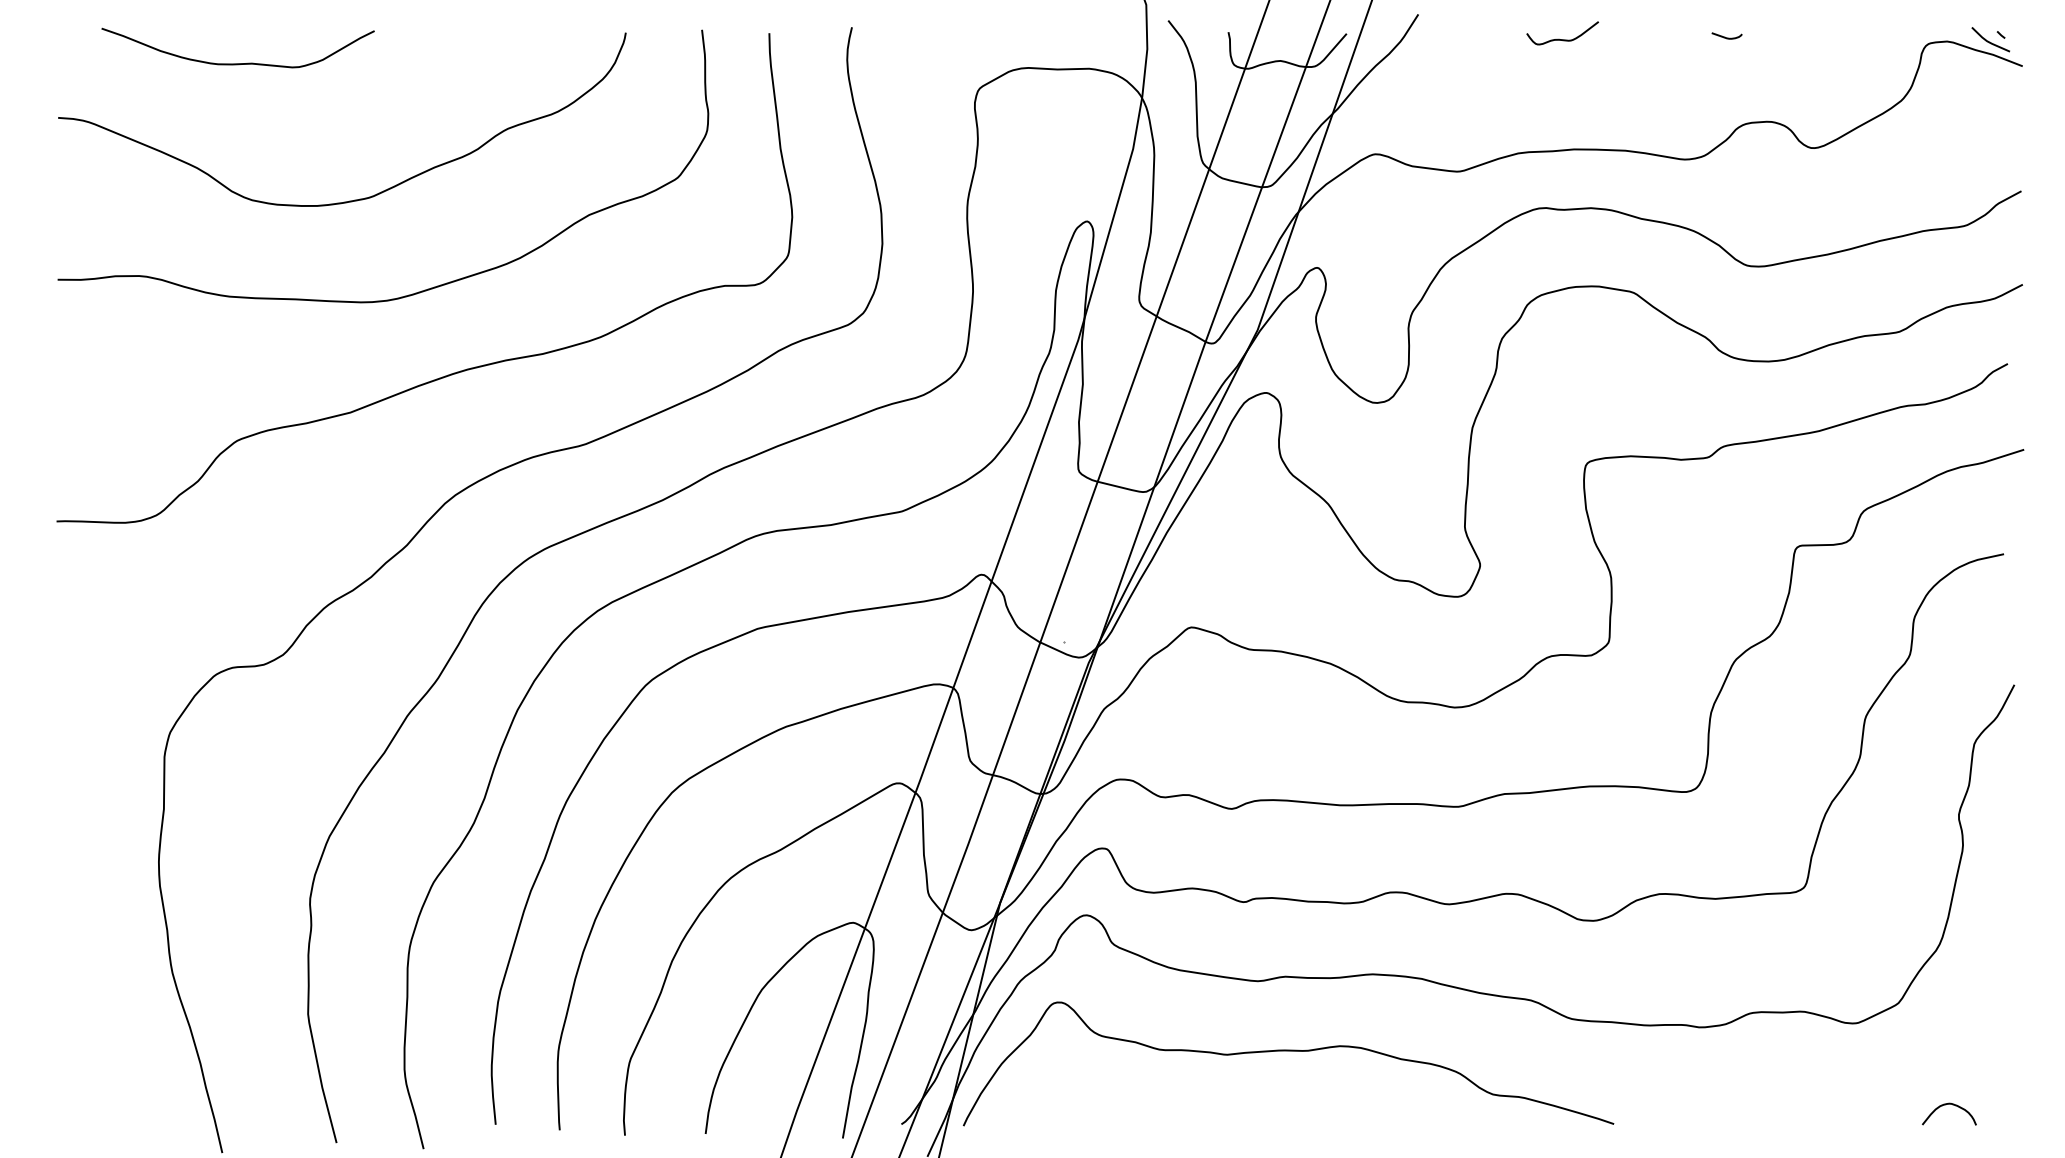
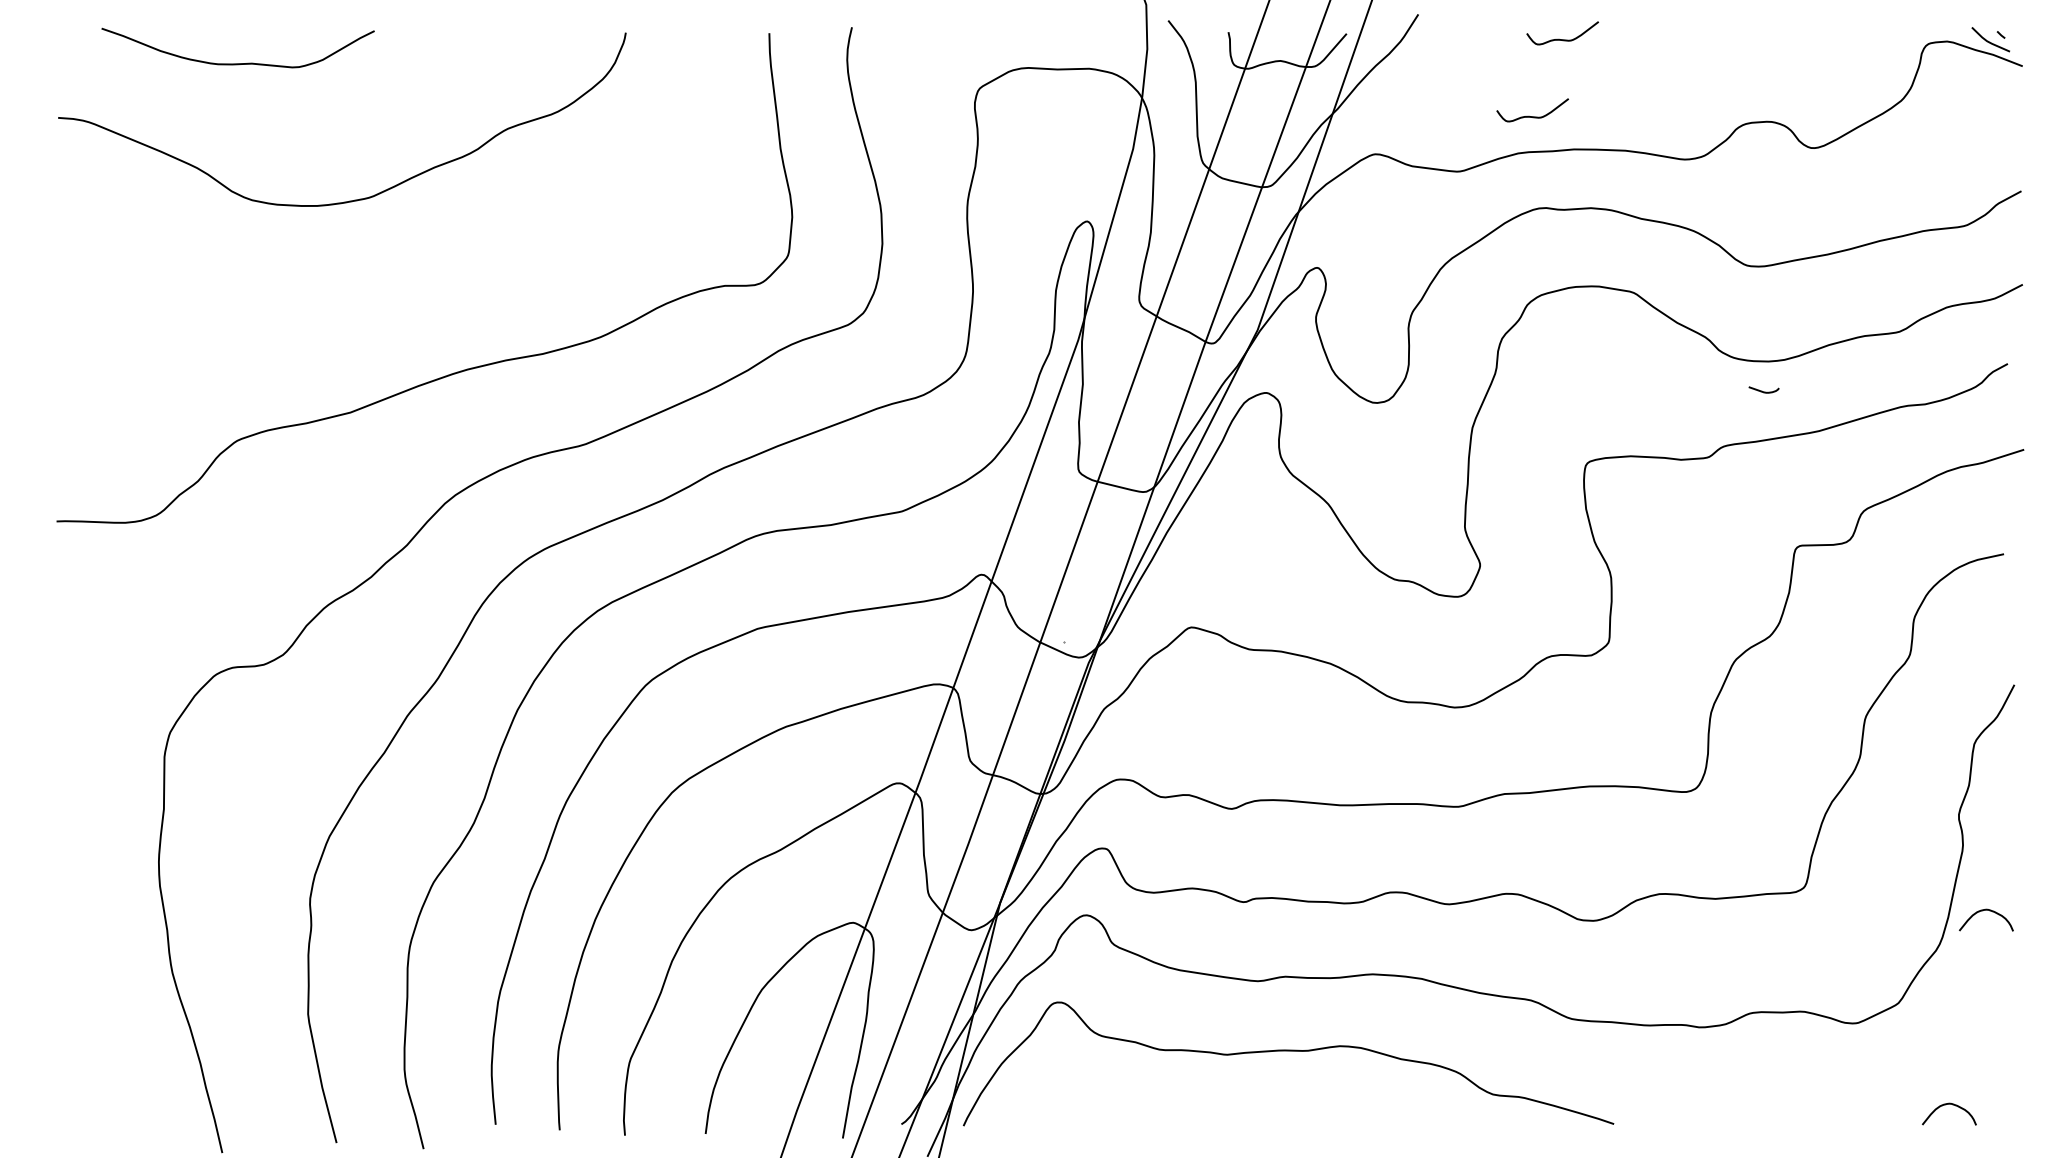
curve position: (1725, 36) -> (1762, 390) (1762, 390)
curve: none -> present (1529, 115)
curve: present -> none (424, 289)
curve: none -> present (1989, 911)
